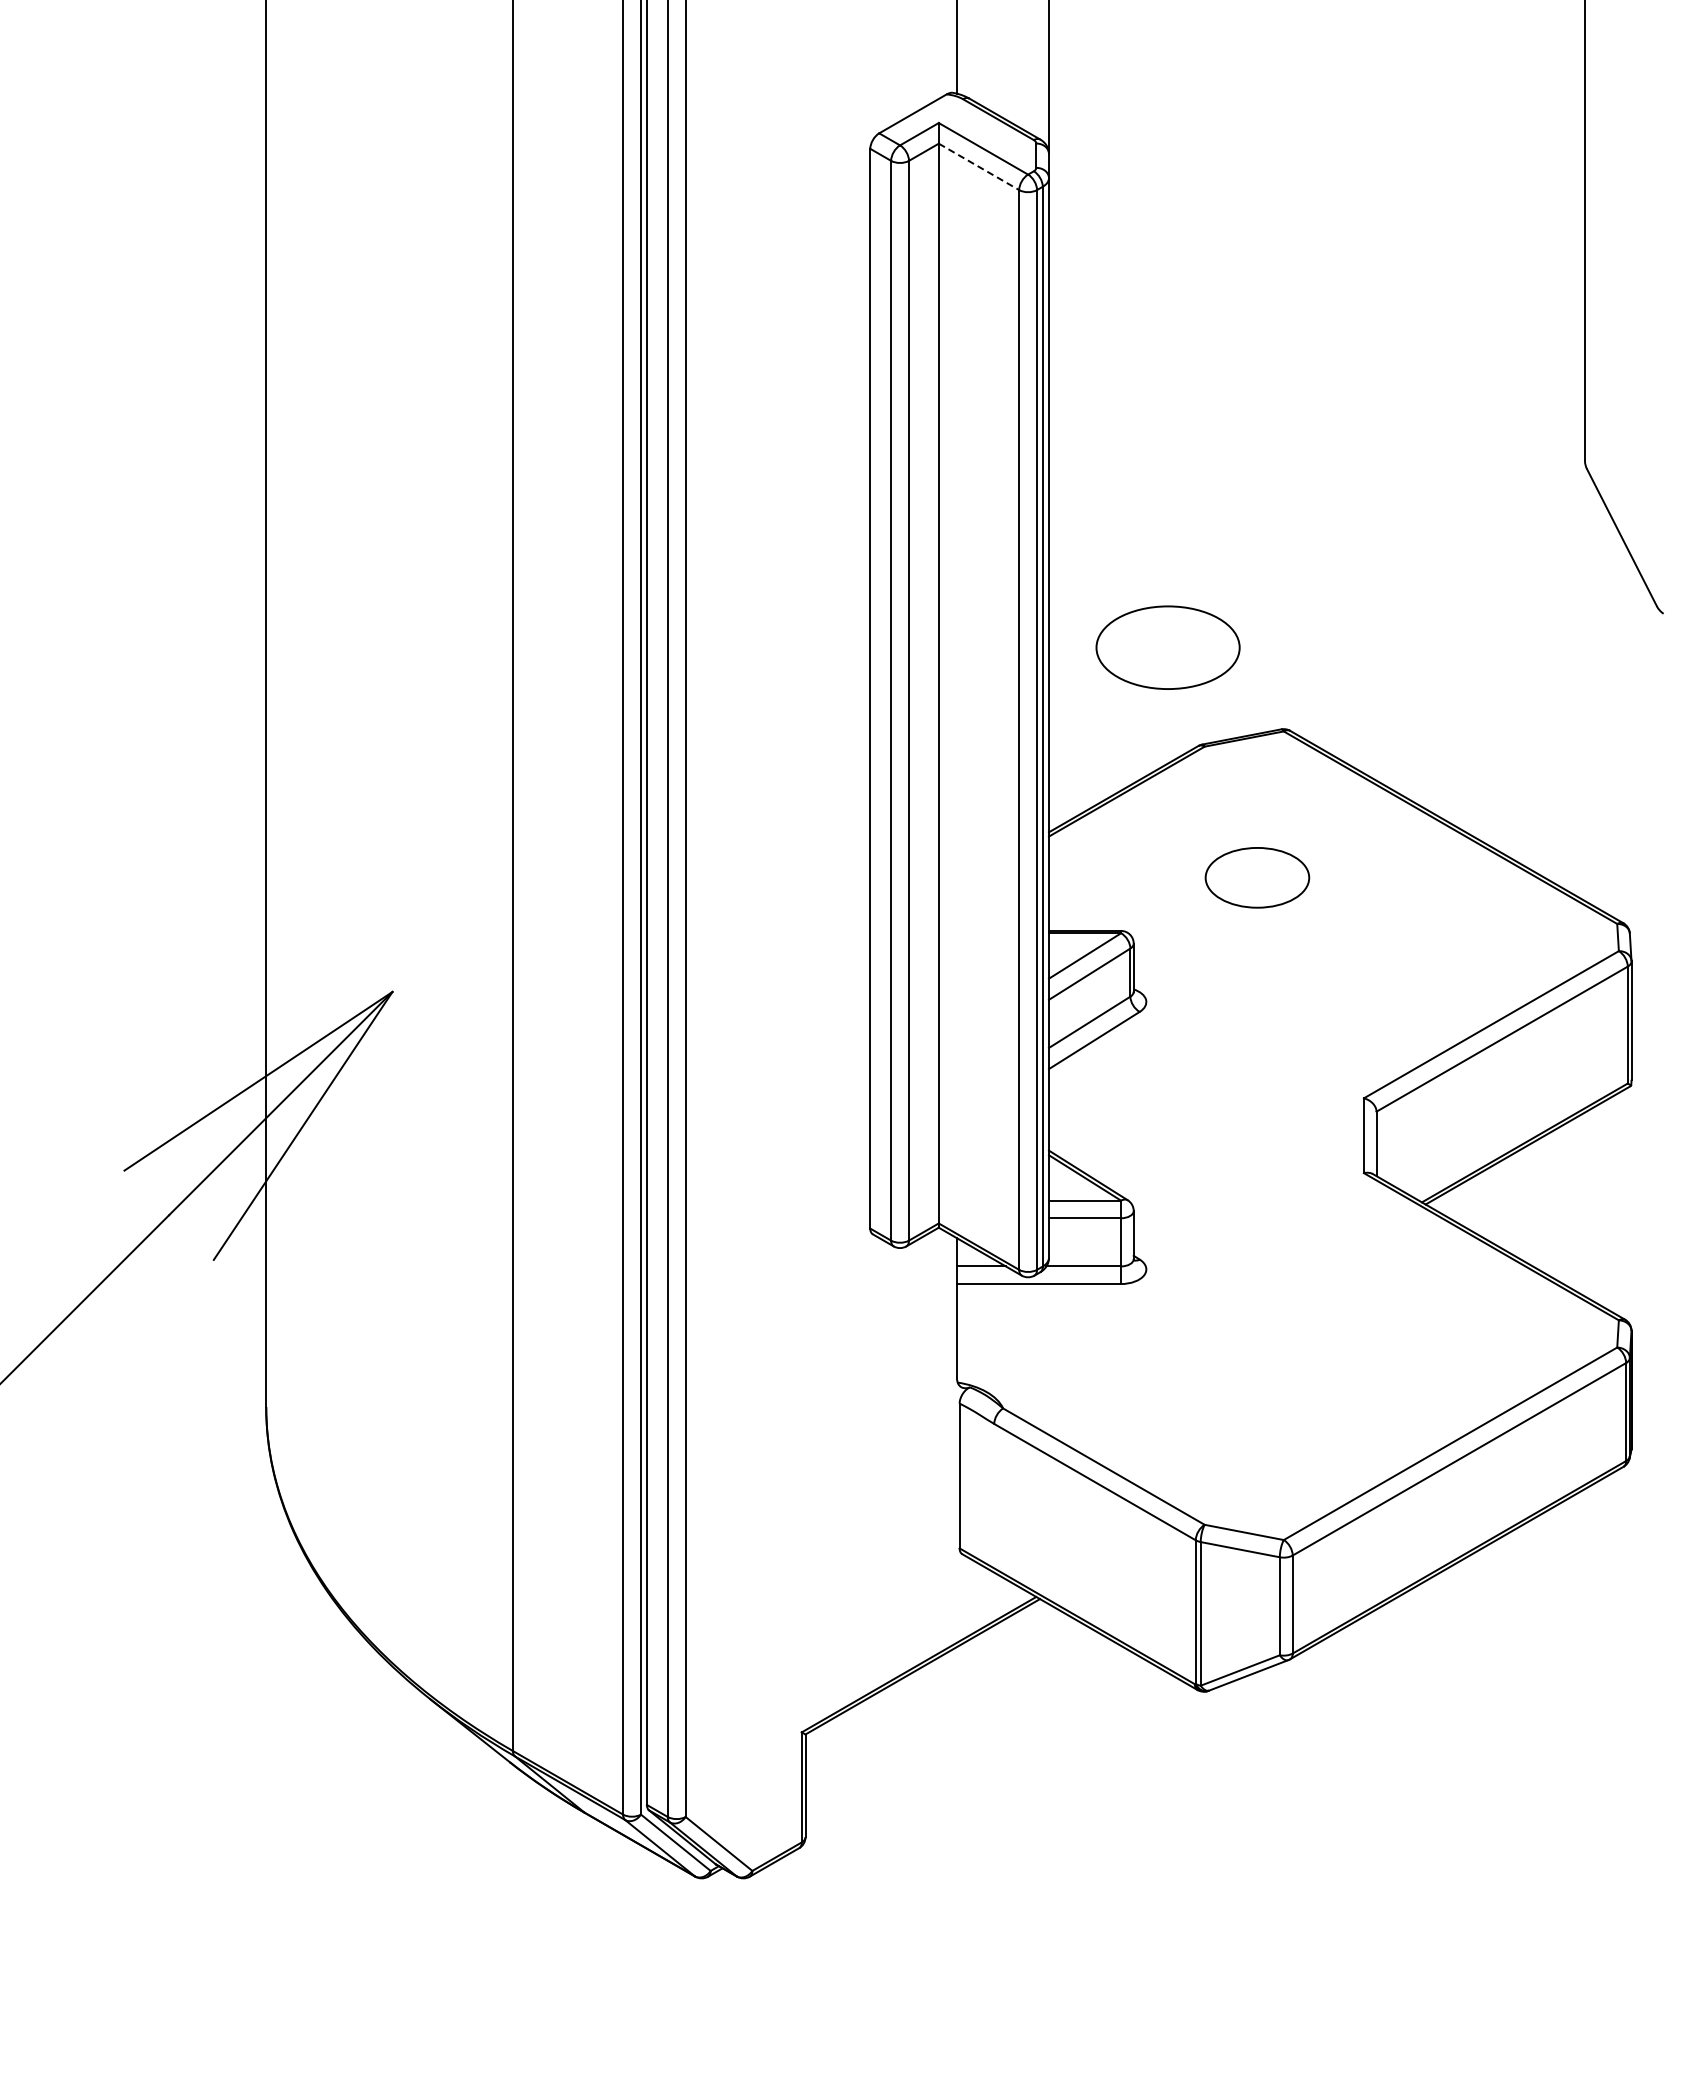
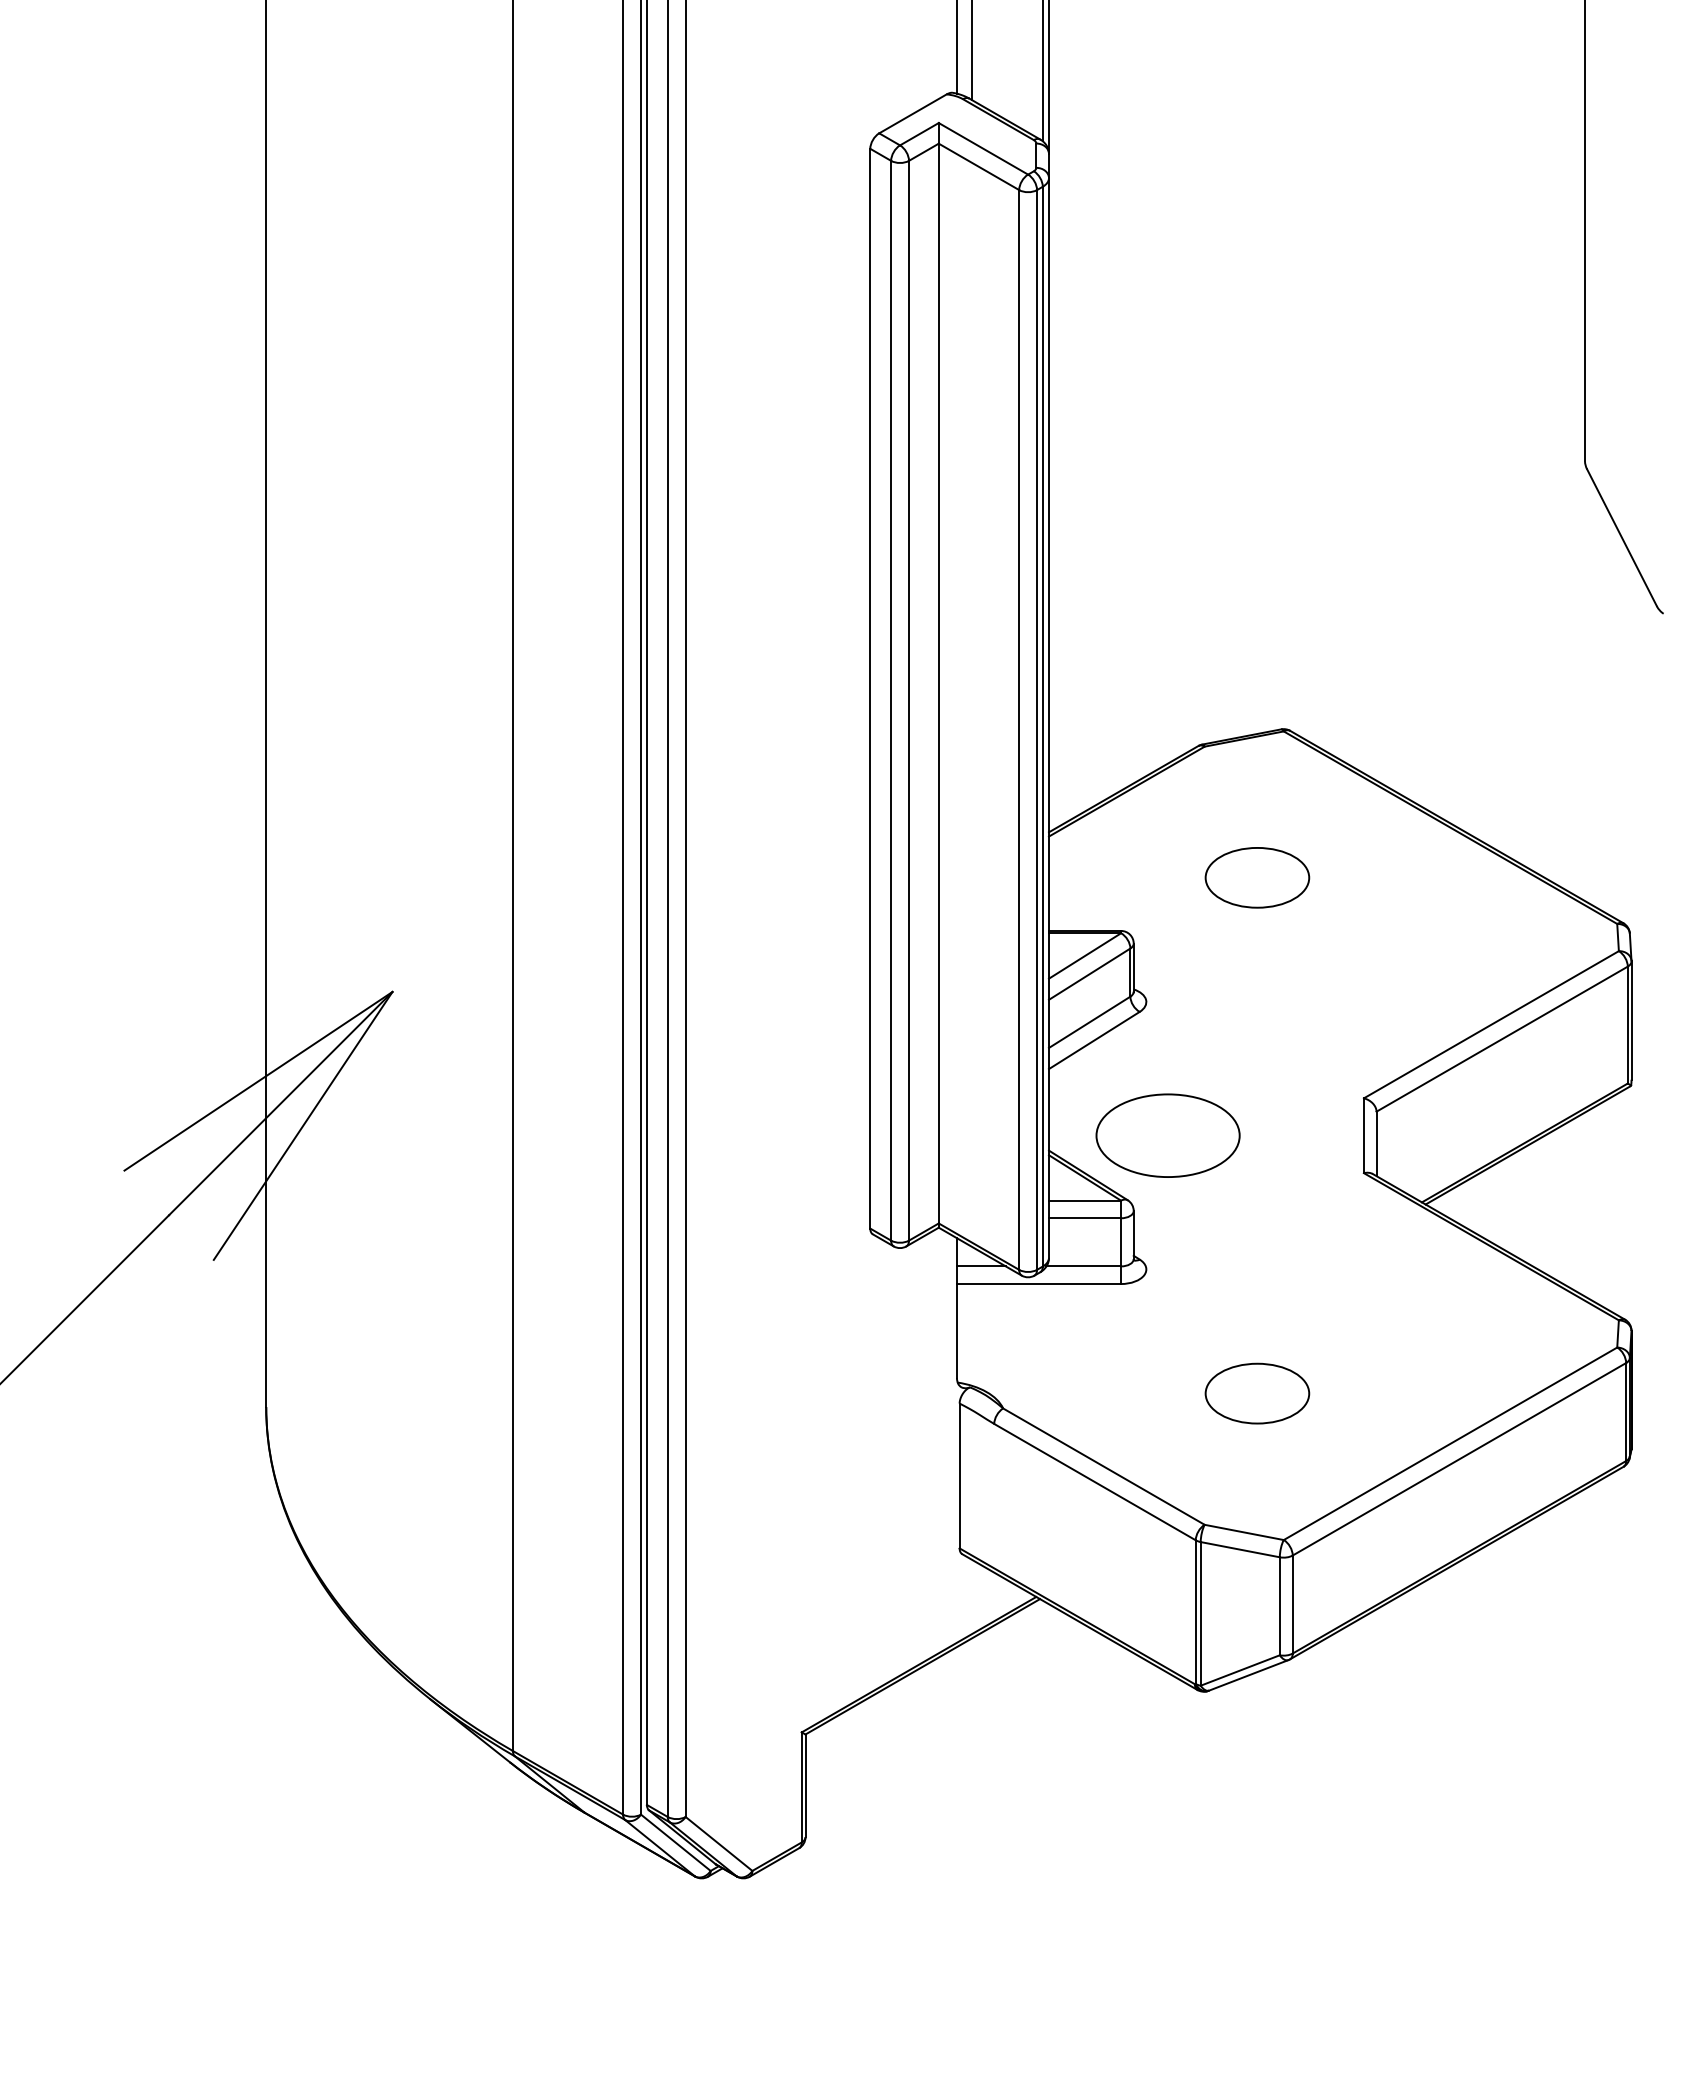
line: none -> present (971, 51)
line: none -> present (1042, 71)
line: dashed -> solid (979, 167)
part position: (1167, 647) -> (1167, 1135) (1167, 1135)
part: none -> present (1257, 1393)
